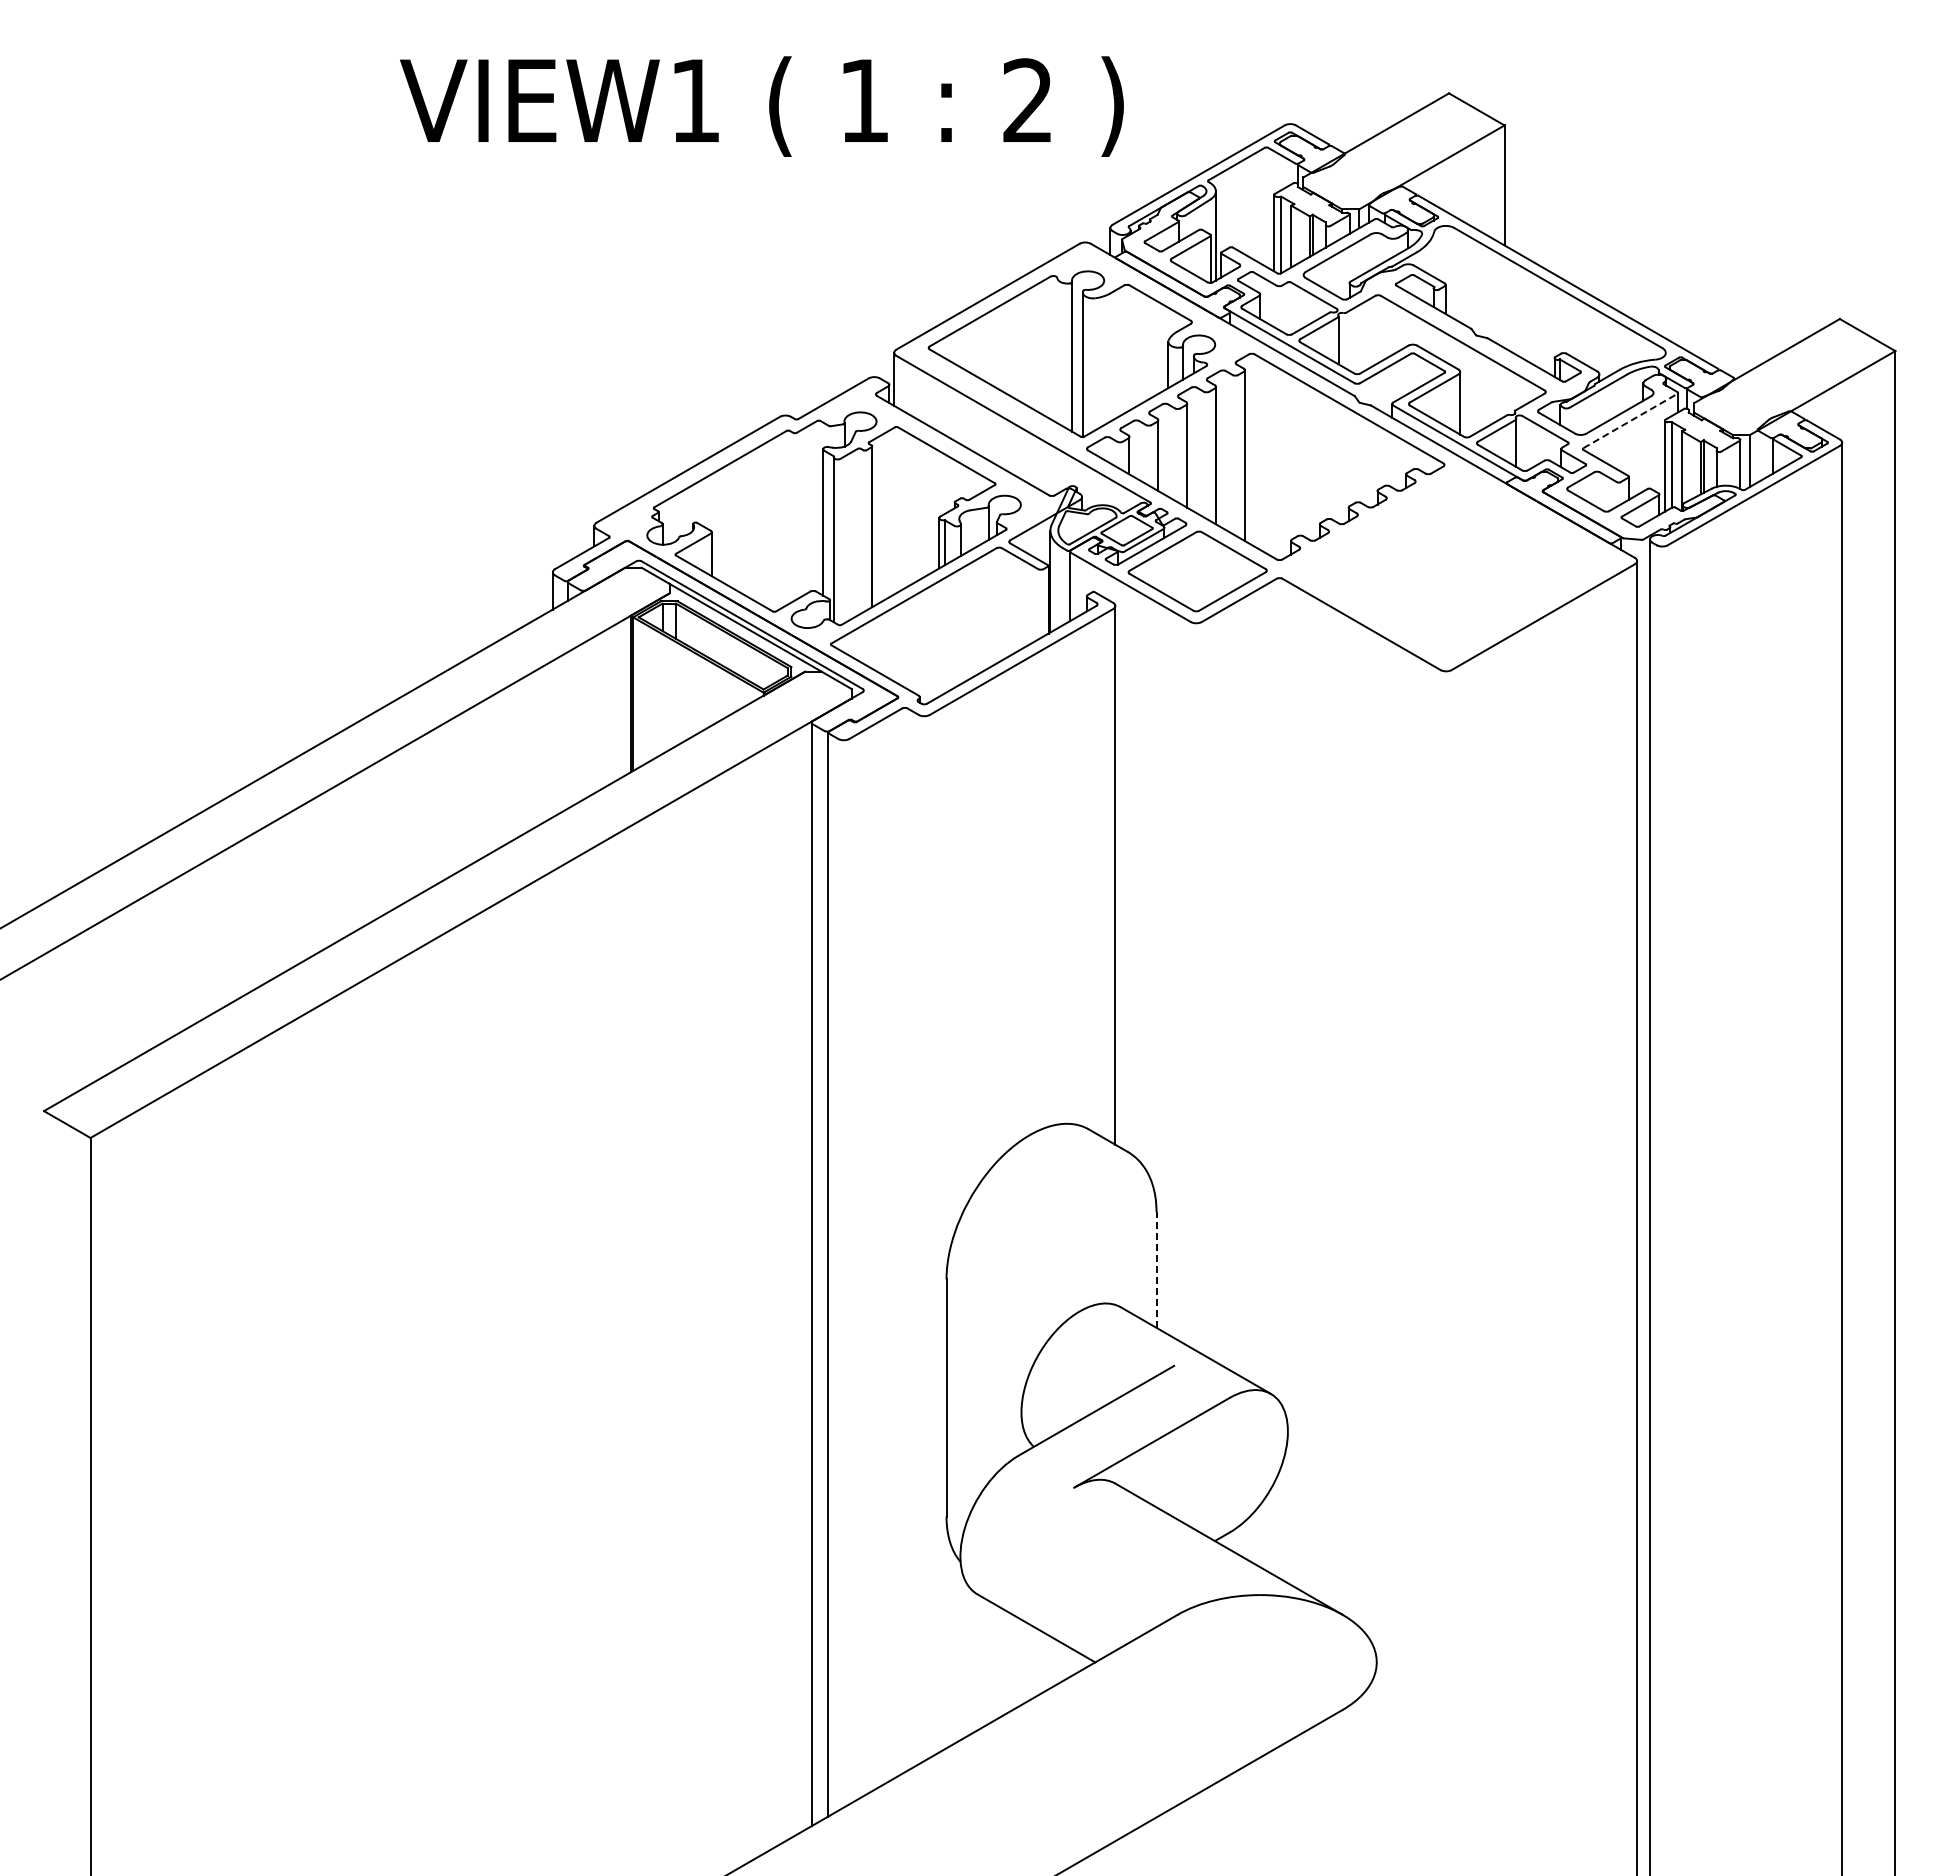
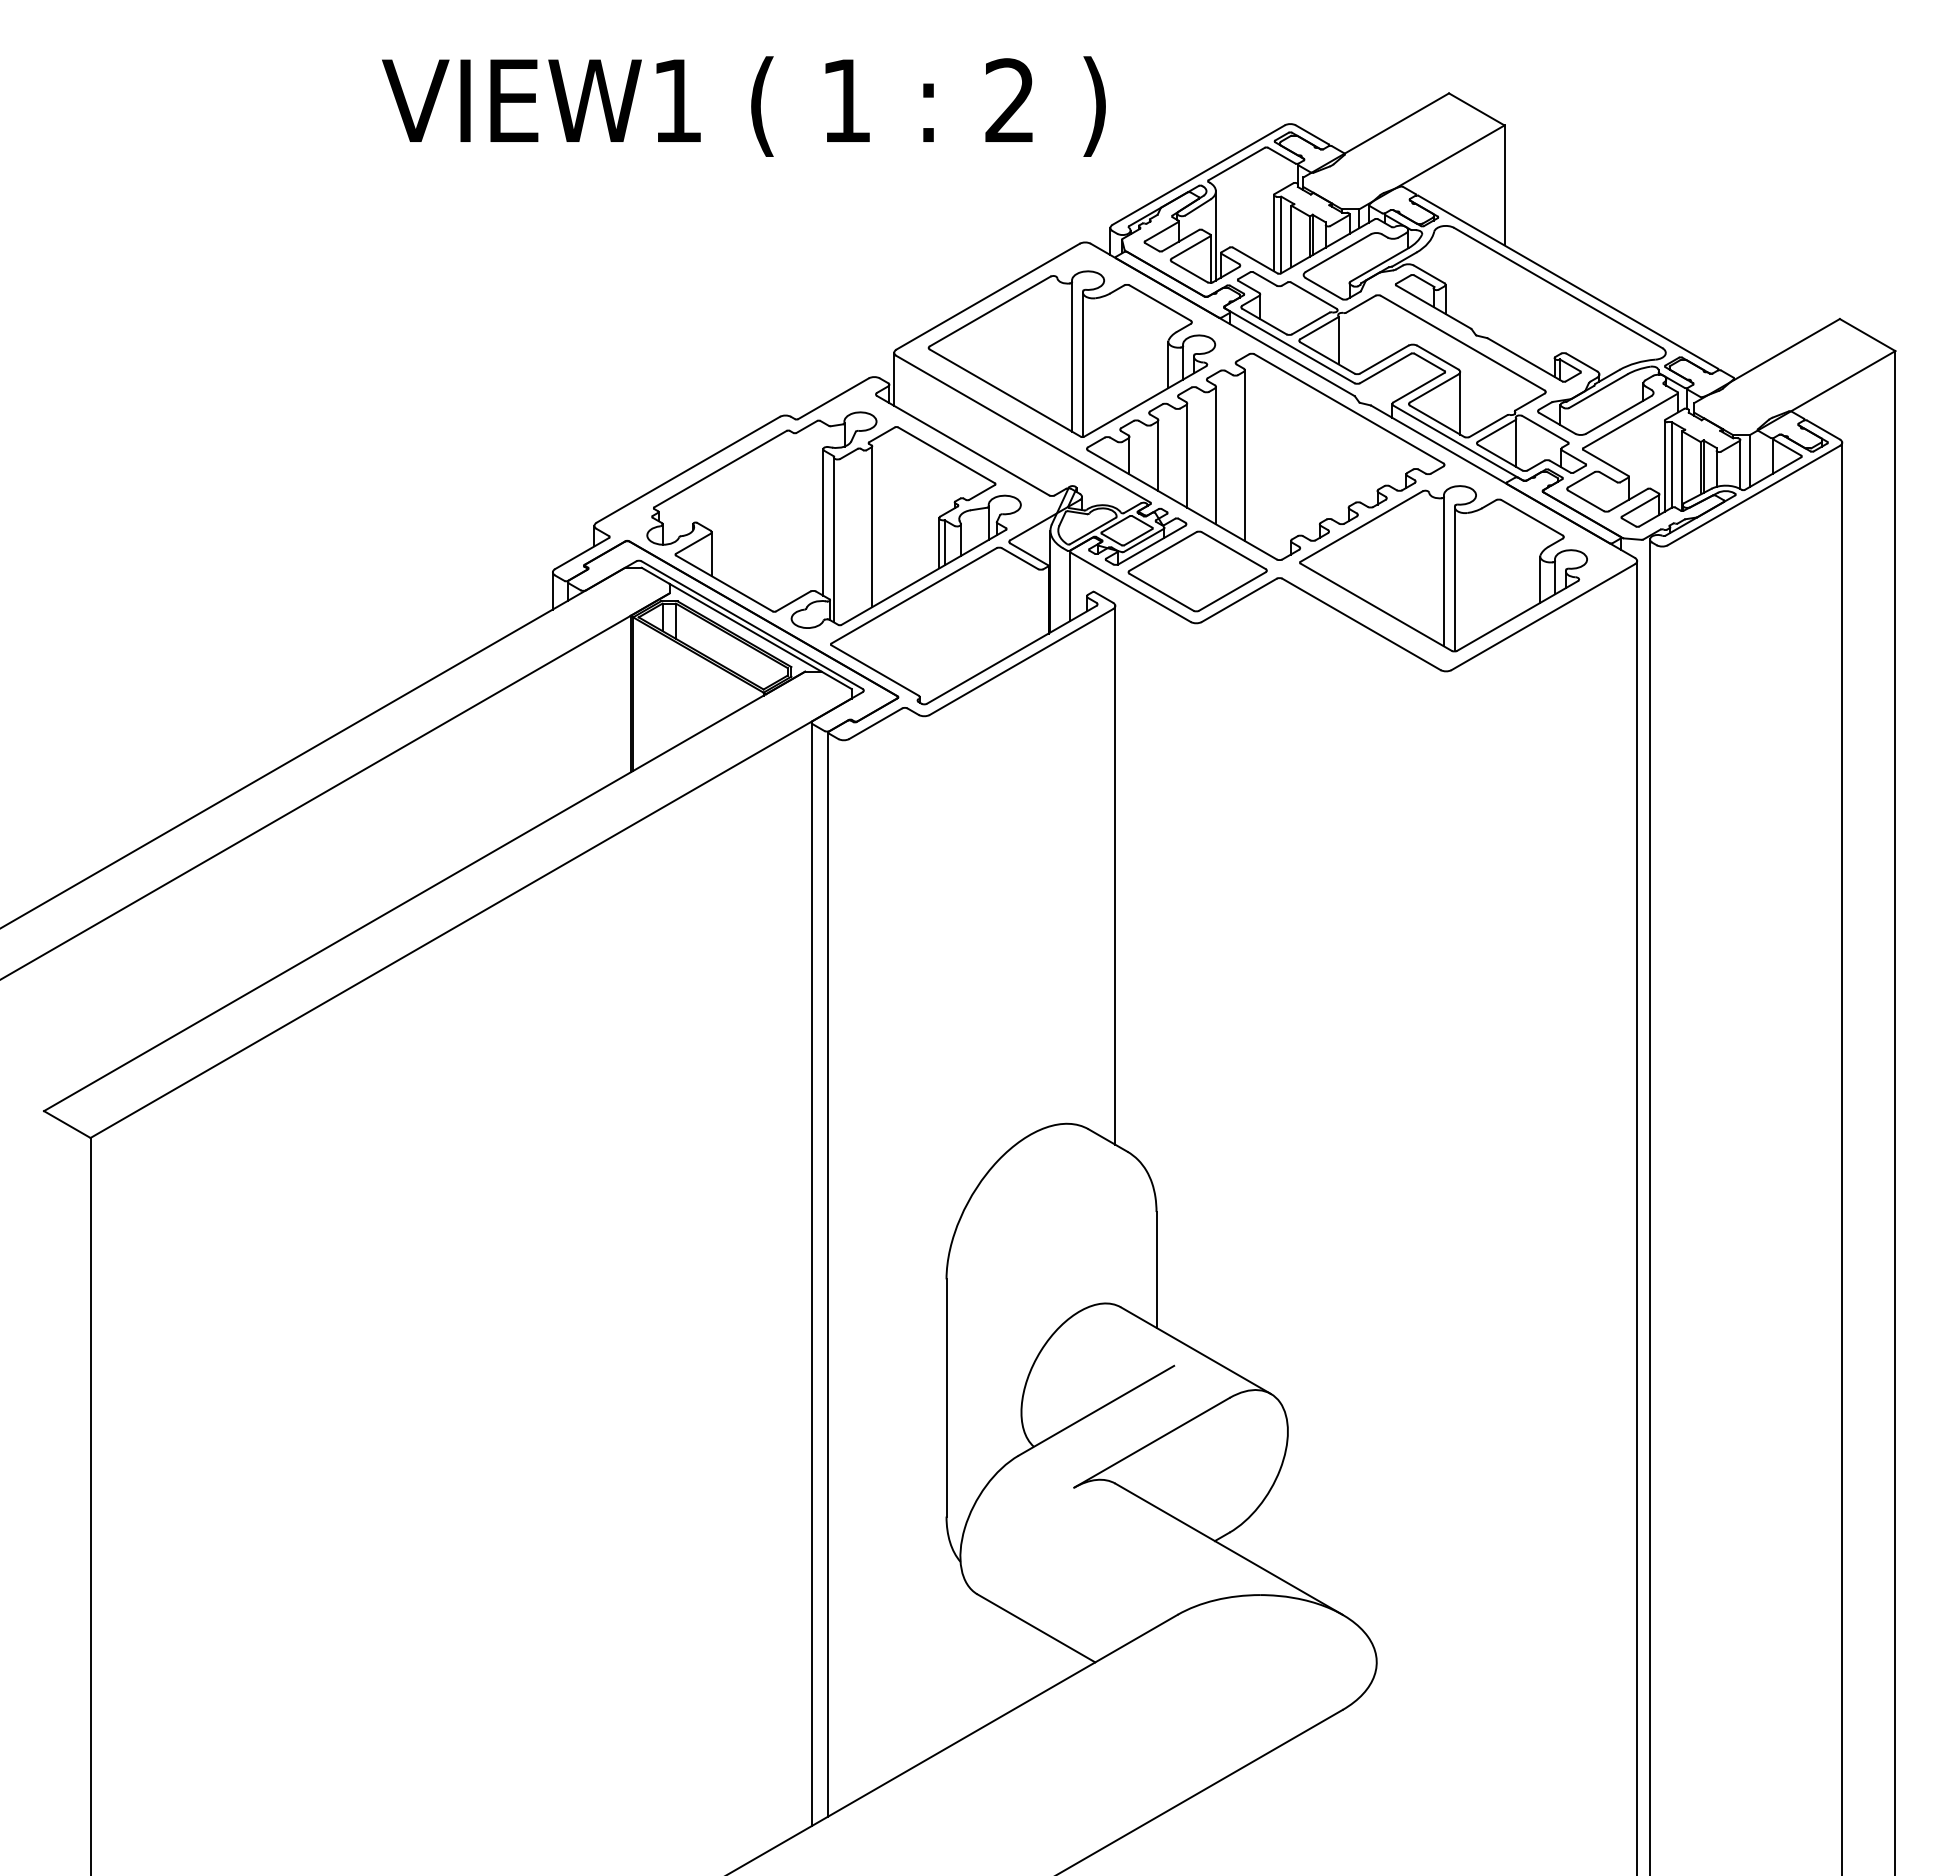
text position: (761, 106) -> (743, 106) (743, 106)
line: dashed -> solid (1630, 420)
part: none -> present (1443, 568)
line: dashed -> solid (1156, 1269)
